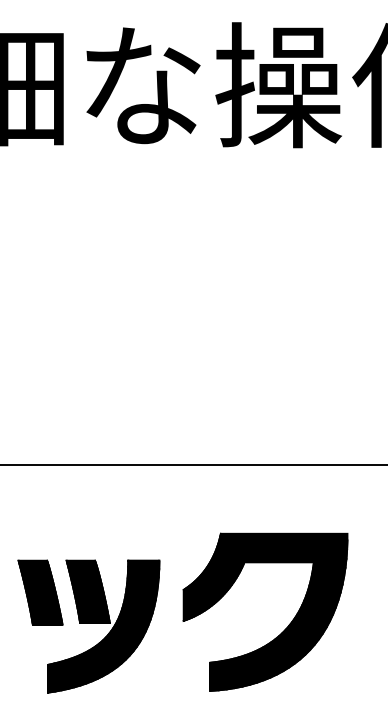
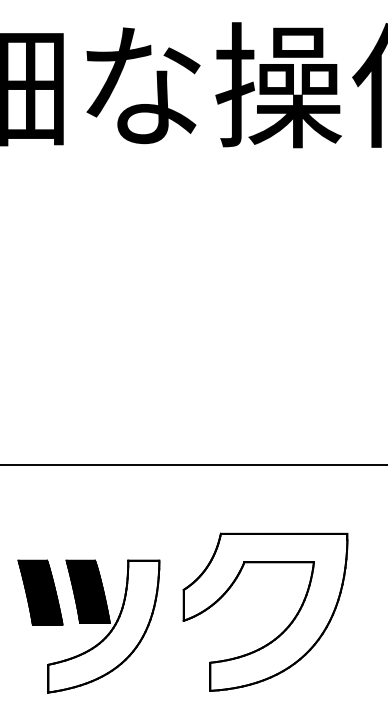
fill: present -> none (265, 611)
fill: present -> none (103, 626)
